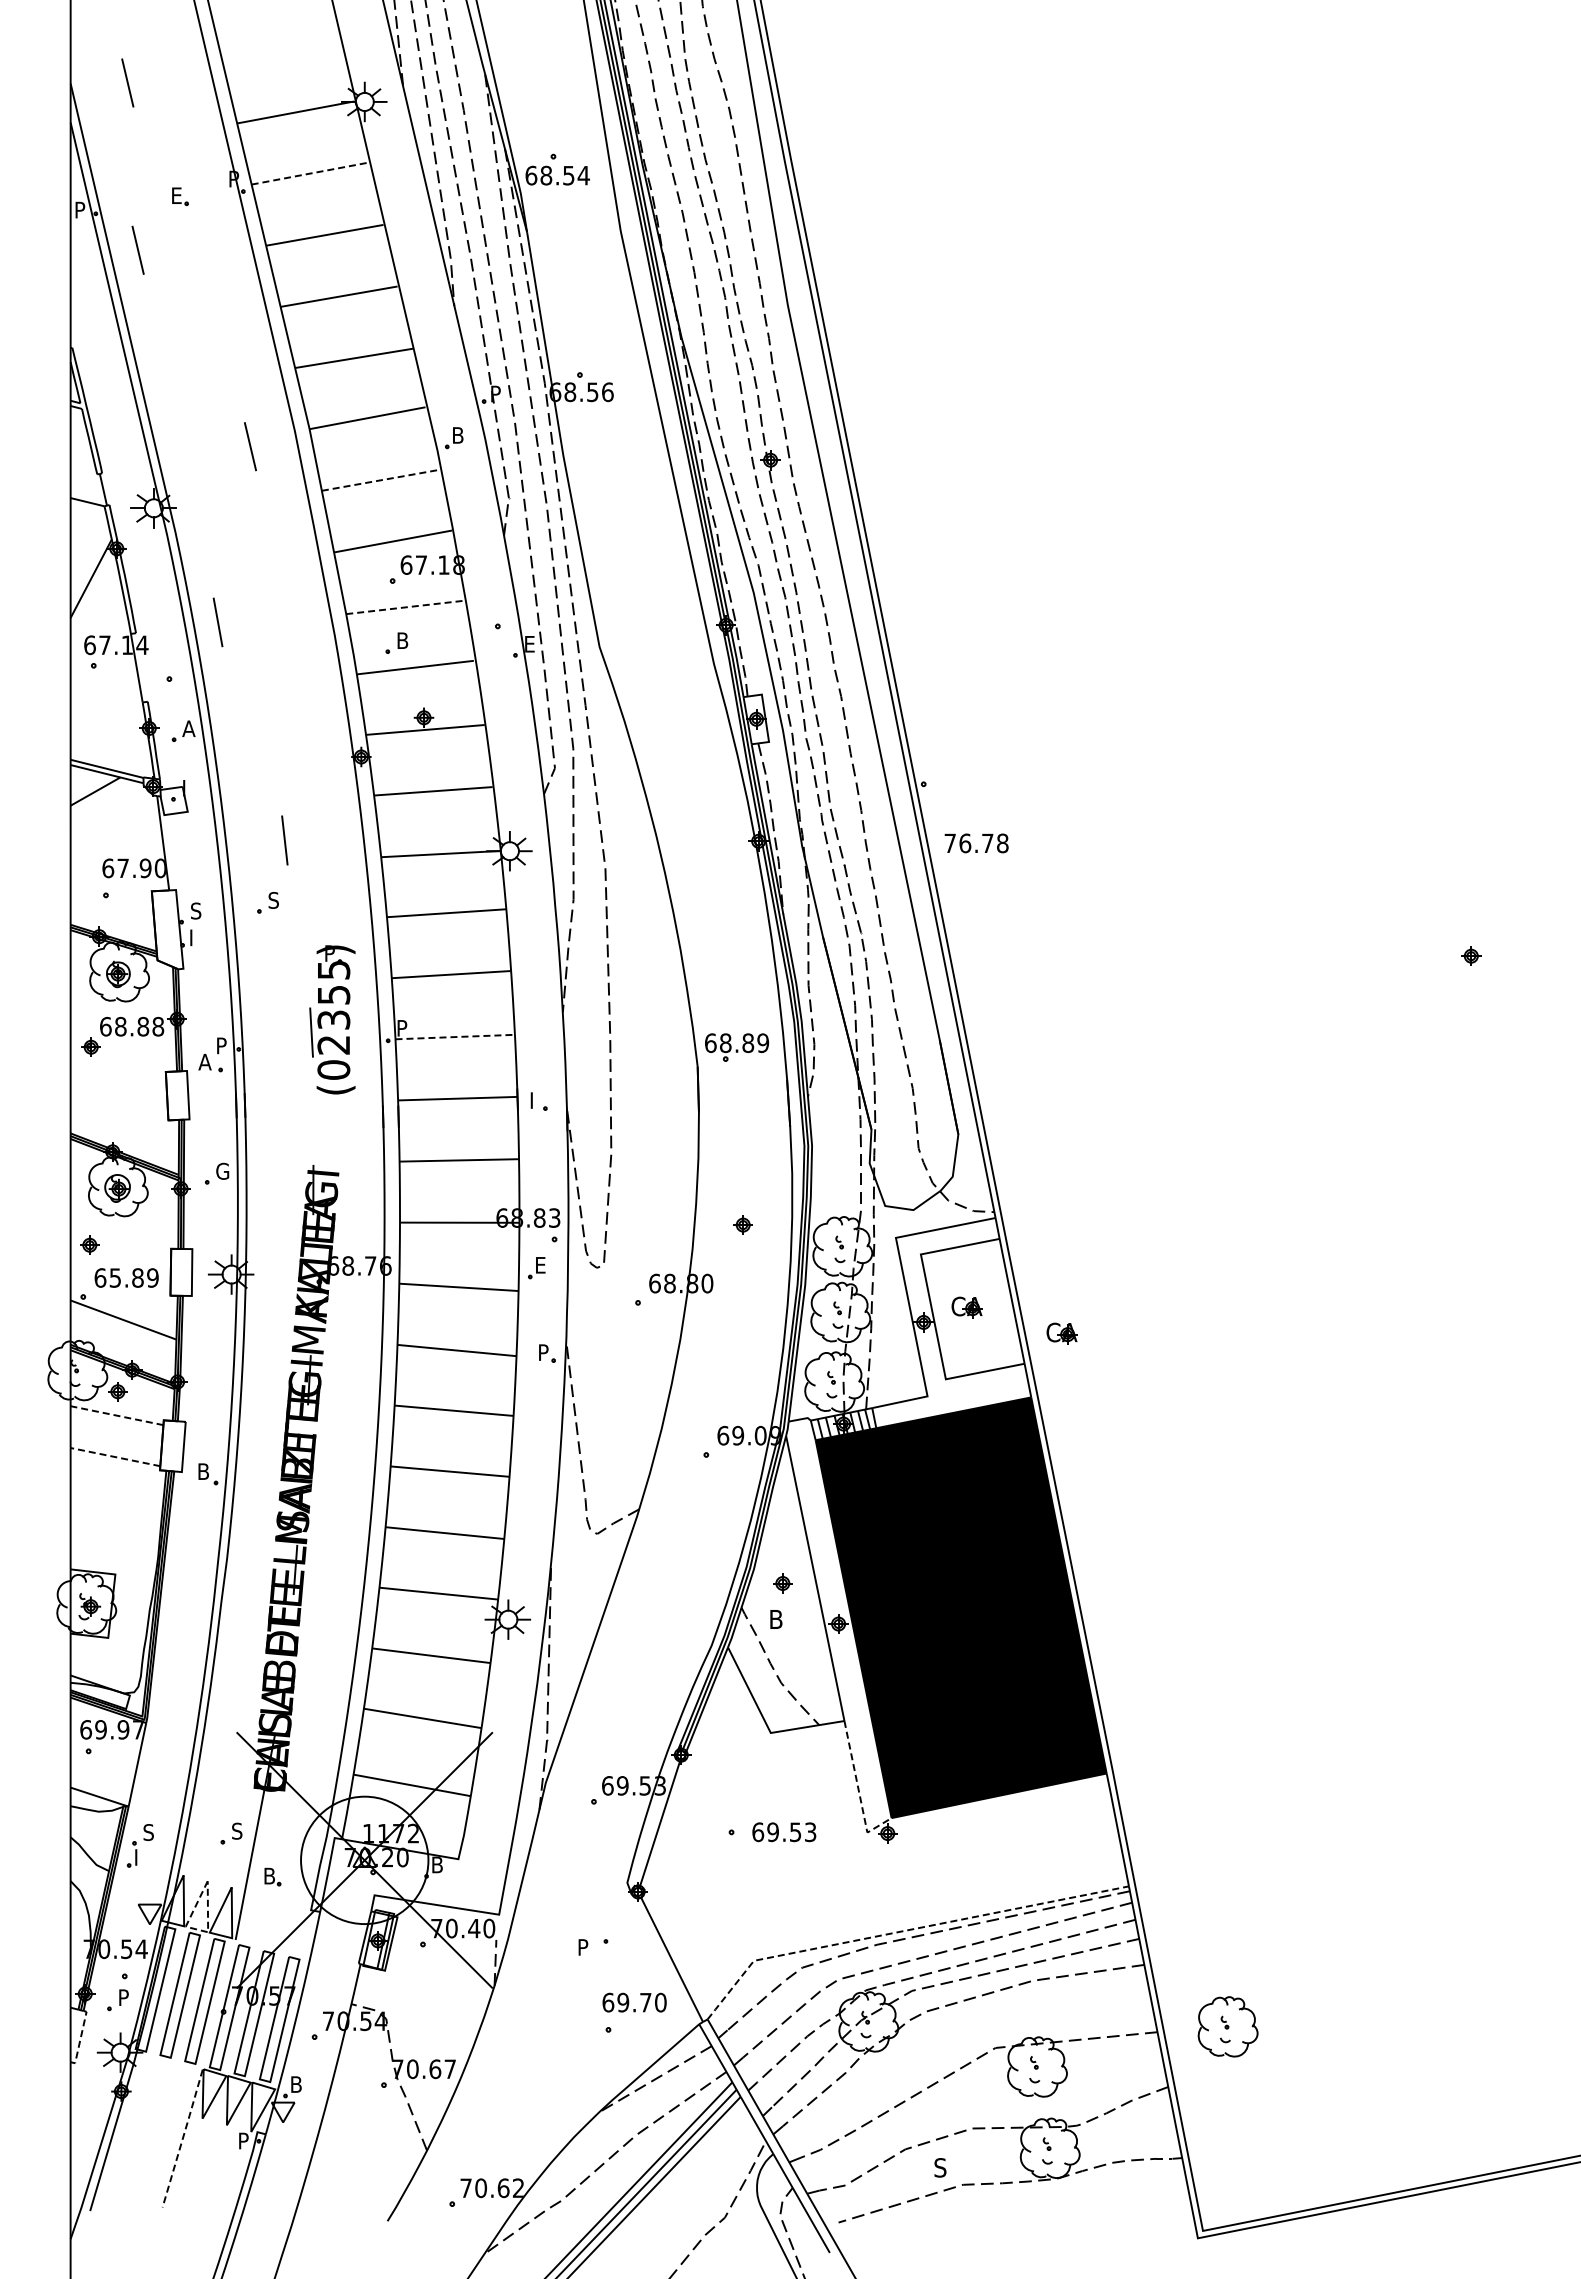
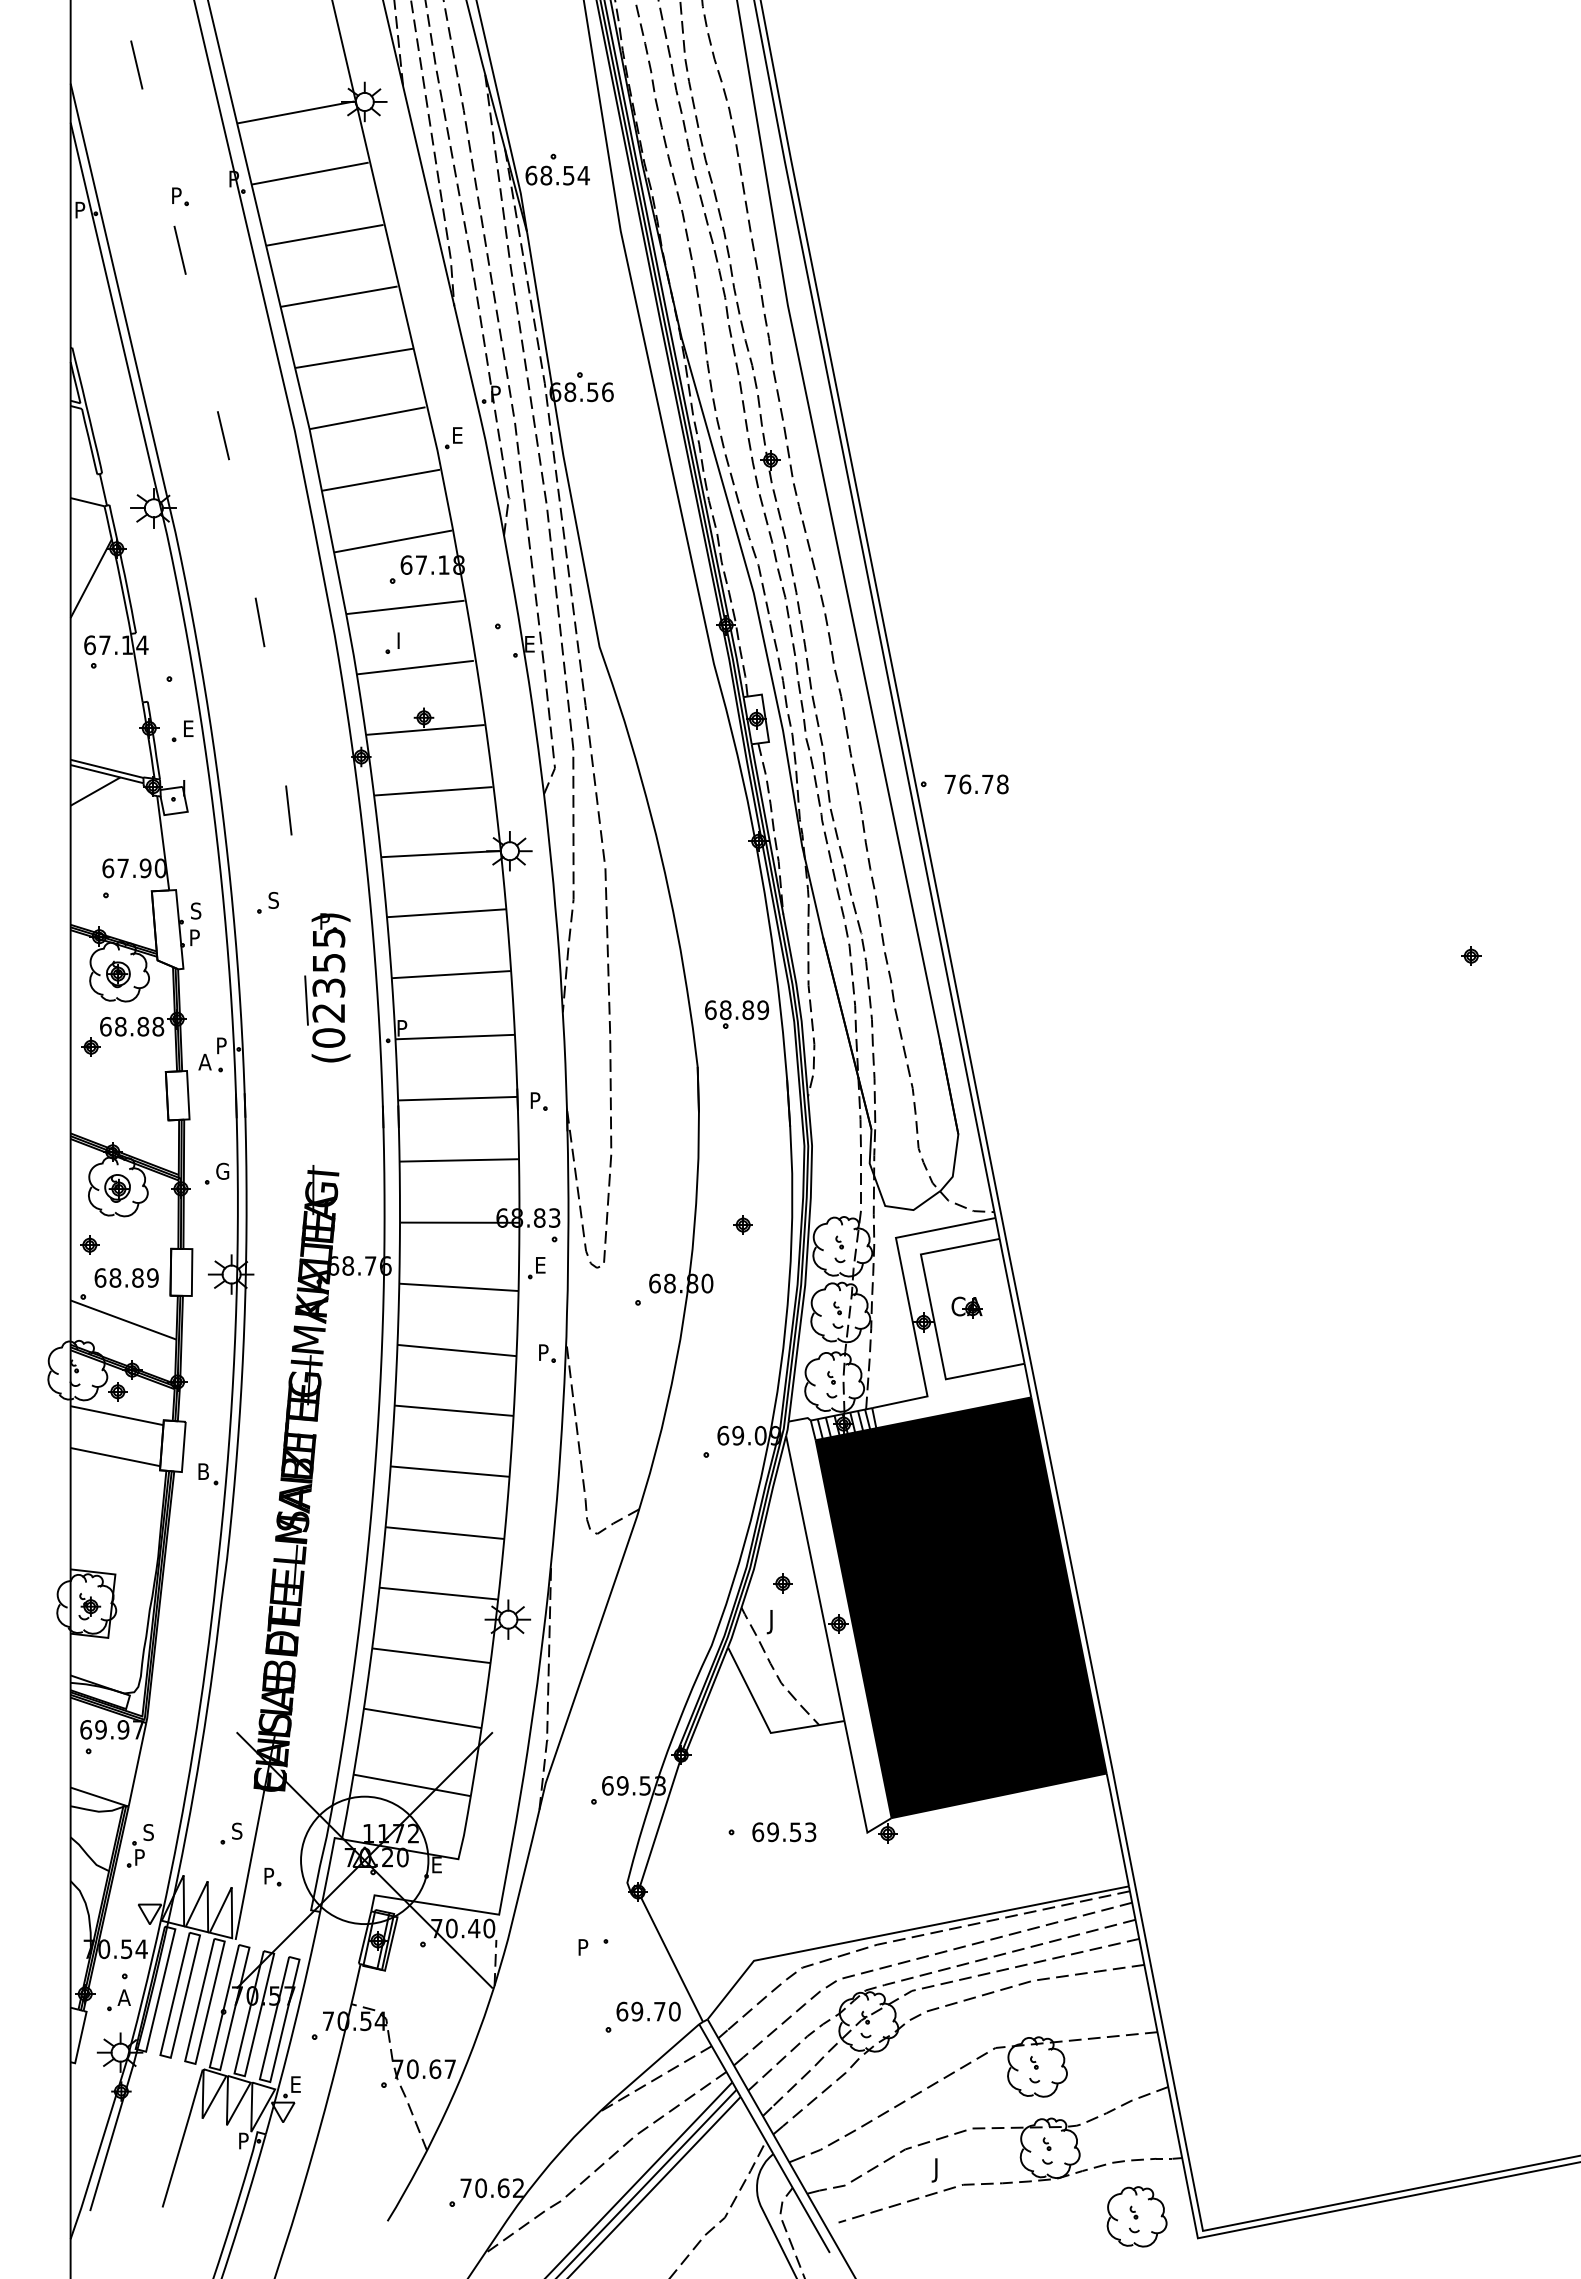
line position: (127, 82) -> (136, 64) (136, 64)
line: dashed -> solid (310, 173)
text: E -> P (177, 195)
line position: (137, 249) -> (179, 249) (179, 249)
text: B -> E (461, 435)
line position: (250, 446) -> (223, 435) (223, 435)
line: dashed -> solid (381, 480)
line: dashed -> solid (405, 607)
line position: (217, 622) -> (259, 622) (259, 622)
text: B -> I (403, 640)
text: A -> E (188, 728)
line position: (284, 840) -> (288, 810) (288, 810)
text position: (976, 843) -> (976, 784) (976, 784)
text: I -> P (195, 934)
part position: (332, 1019) -> (327, 987) (327, 987)
line: dashed -> solid (455, 1037)
part position: (737, 1047) -> (737, 1014) (737, 1014)
text: I -> P (536, 1097)
text: 65.89 -> 68.89 (115, 1277)
part: present -> none (1061, 1333)
line: dashed -> solid (116, 1415)
line: dashed -> solid (115, 1457)
text: B -> J (774, 1622)
line: dashed -> solid (859, 1792)
text: I -> P (140, 1854)
text: B -> E (440, 1865)
text: B -> P (270, 1876)
line: dashed -> solid (196, 1929)
line: dashed -> solid (903, 1931)
text: P -> A (123, 1997)
text position: (634, 2002) -> (648, 2011) (648, 2011)
part position: (1227, 2026) -> (1136, 2216) (1136, 2216)
line: dashed -> solid (80, 2038)
text: B -> E (299, 2084)
line: dashed -> solid (183, 2138)
text: S -> J (938, 2170)
